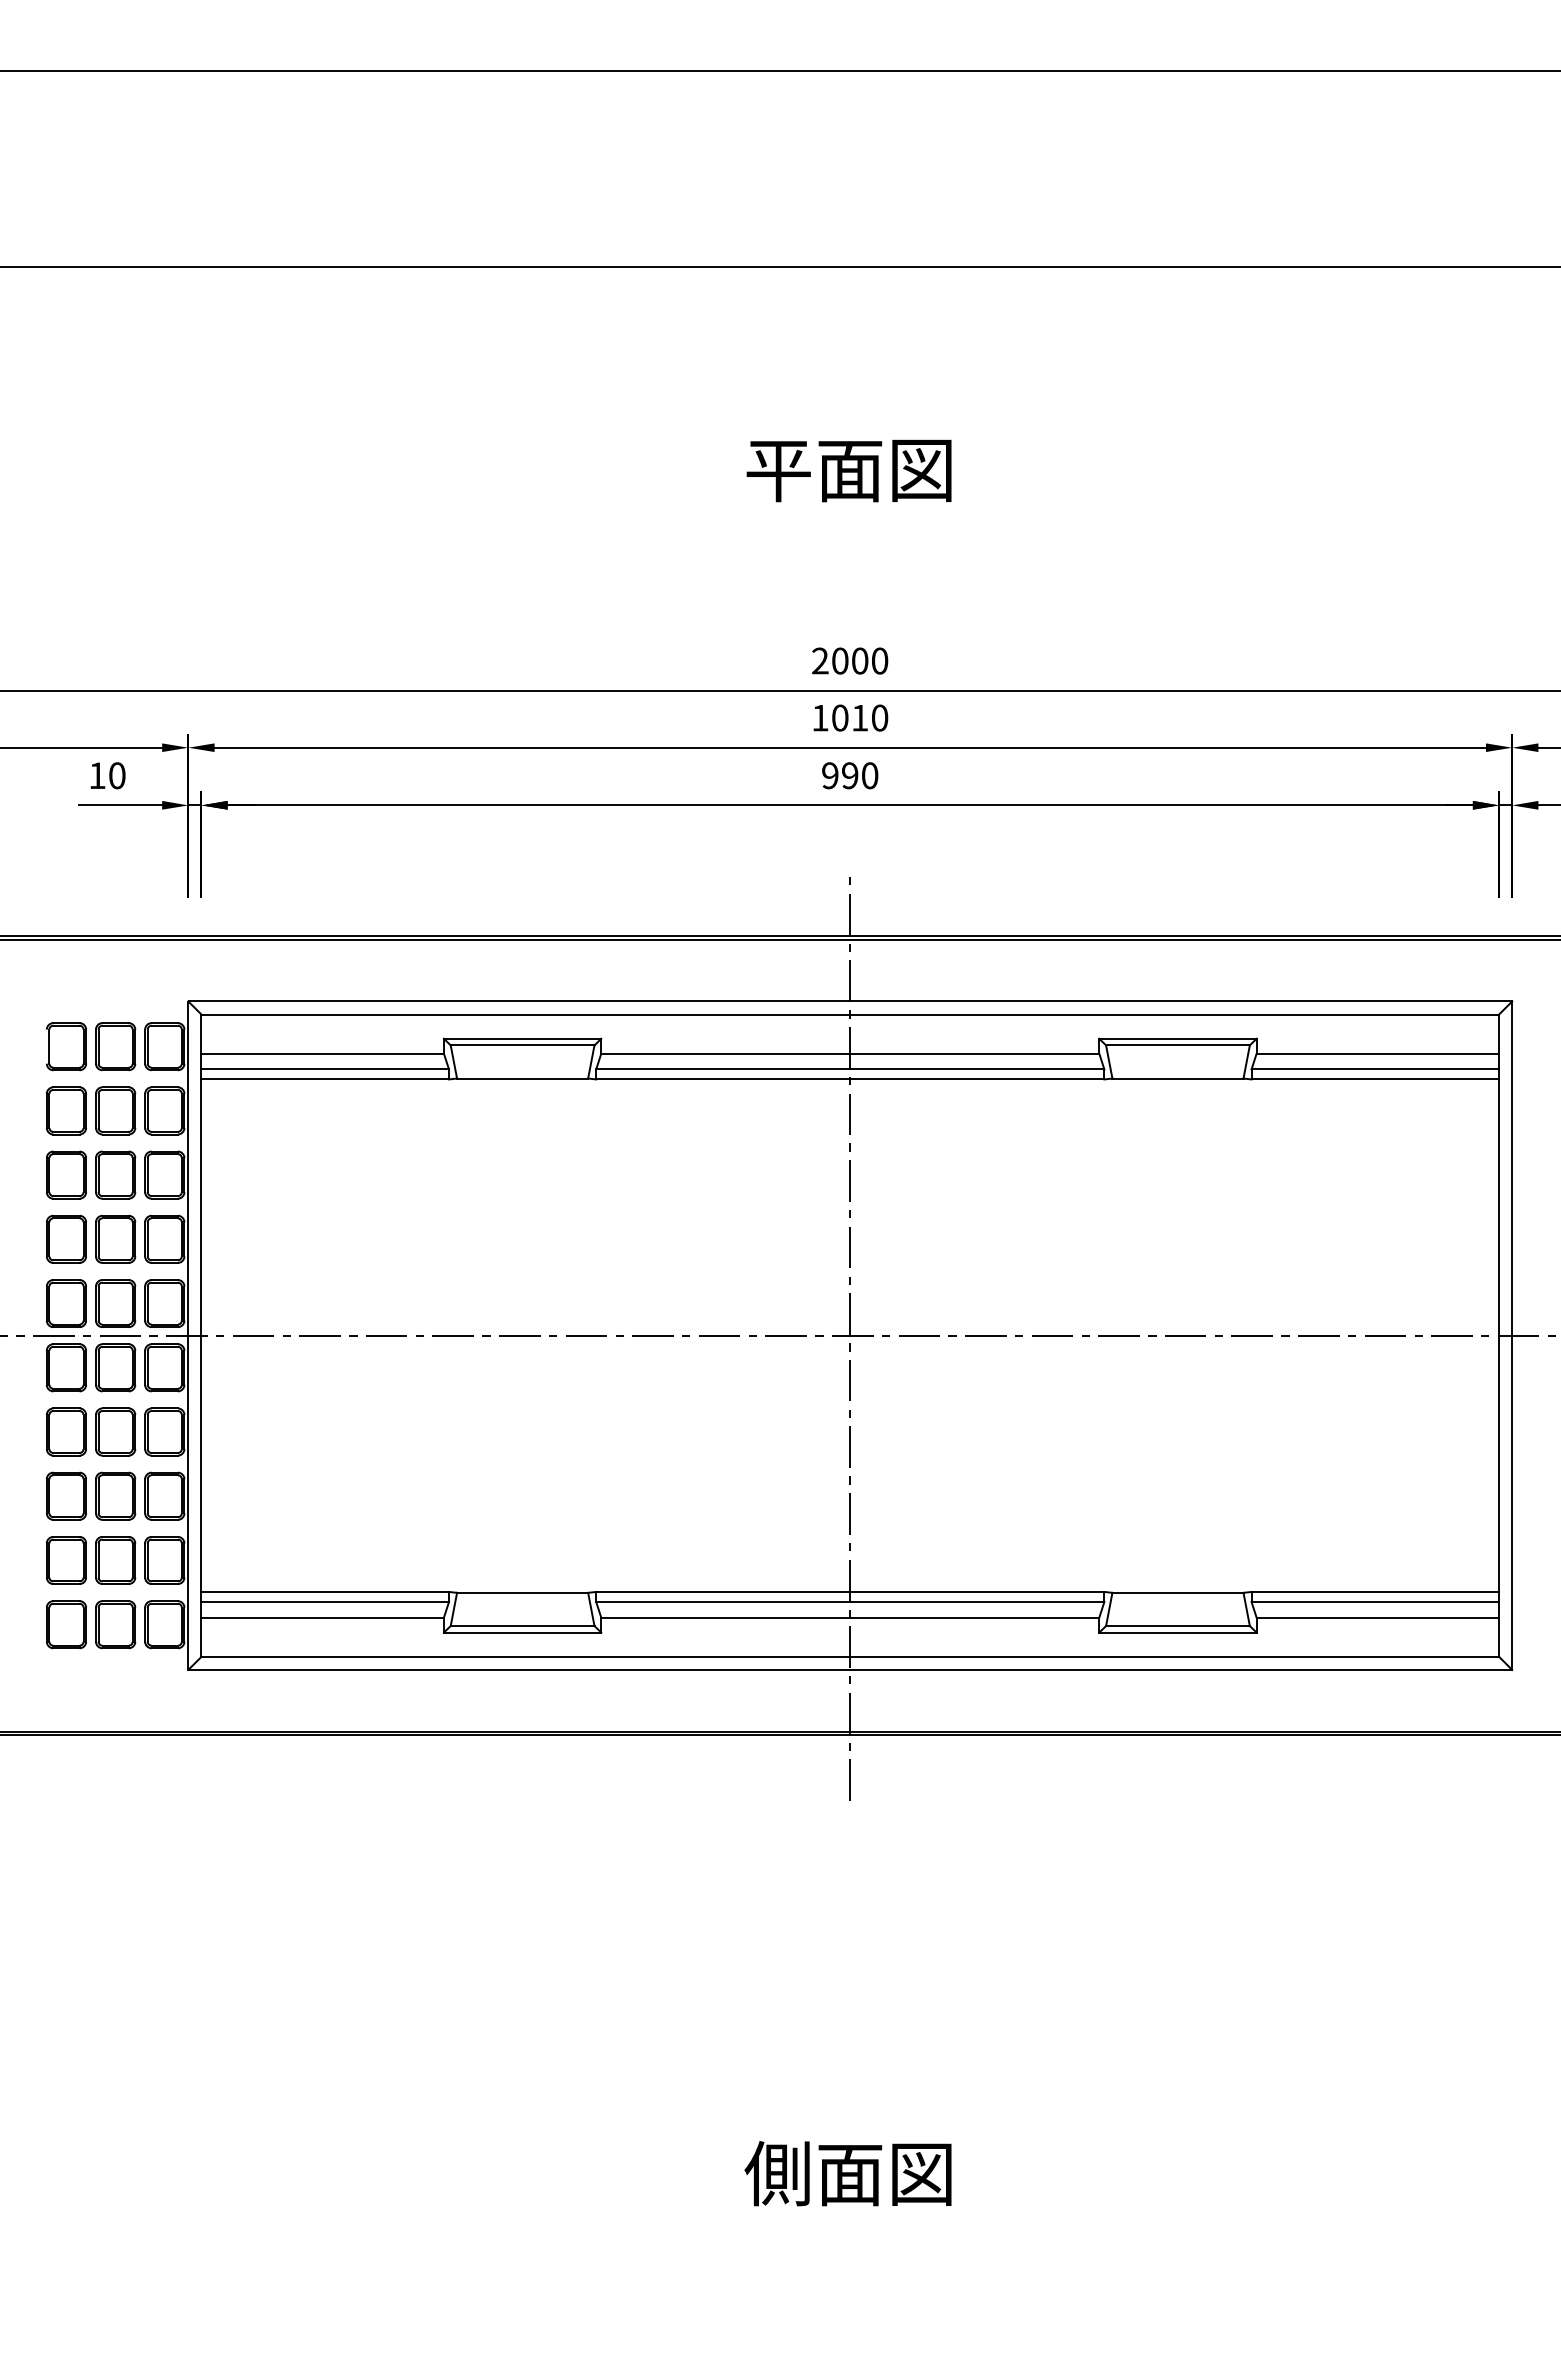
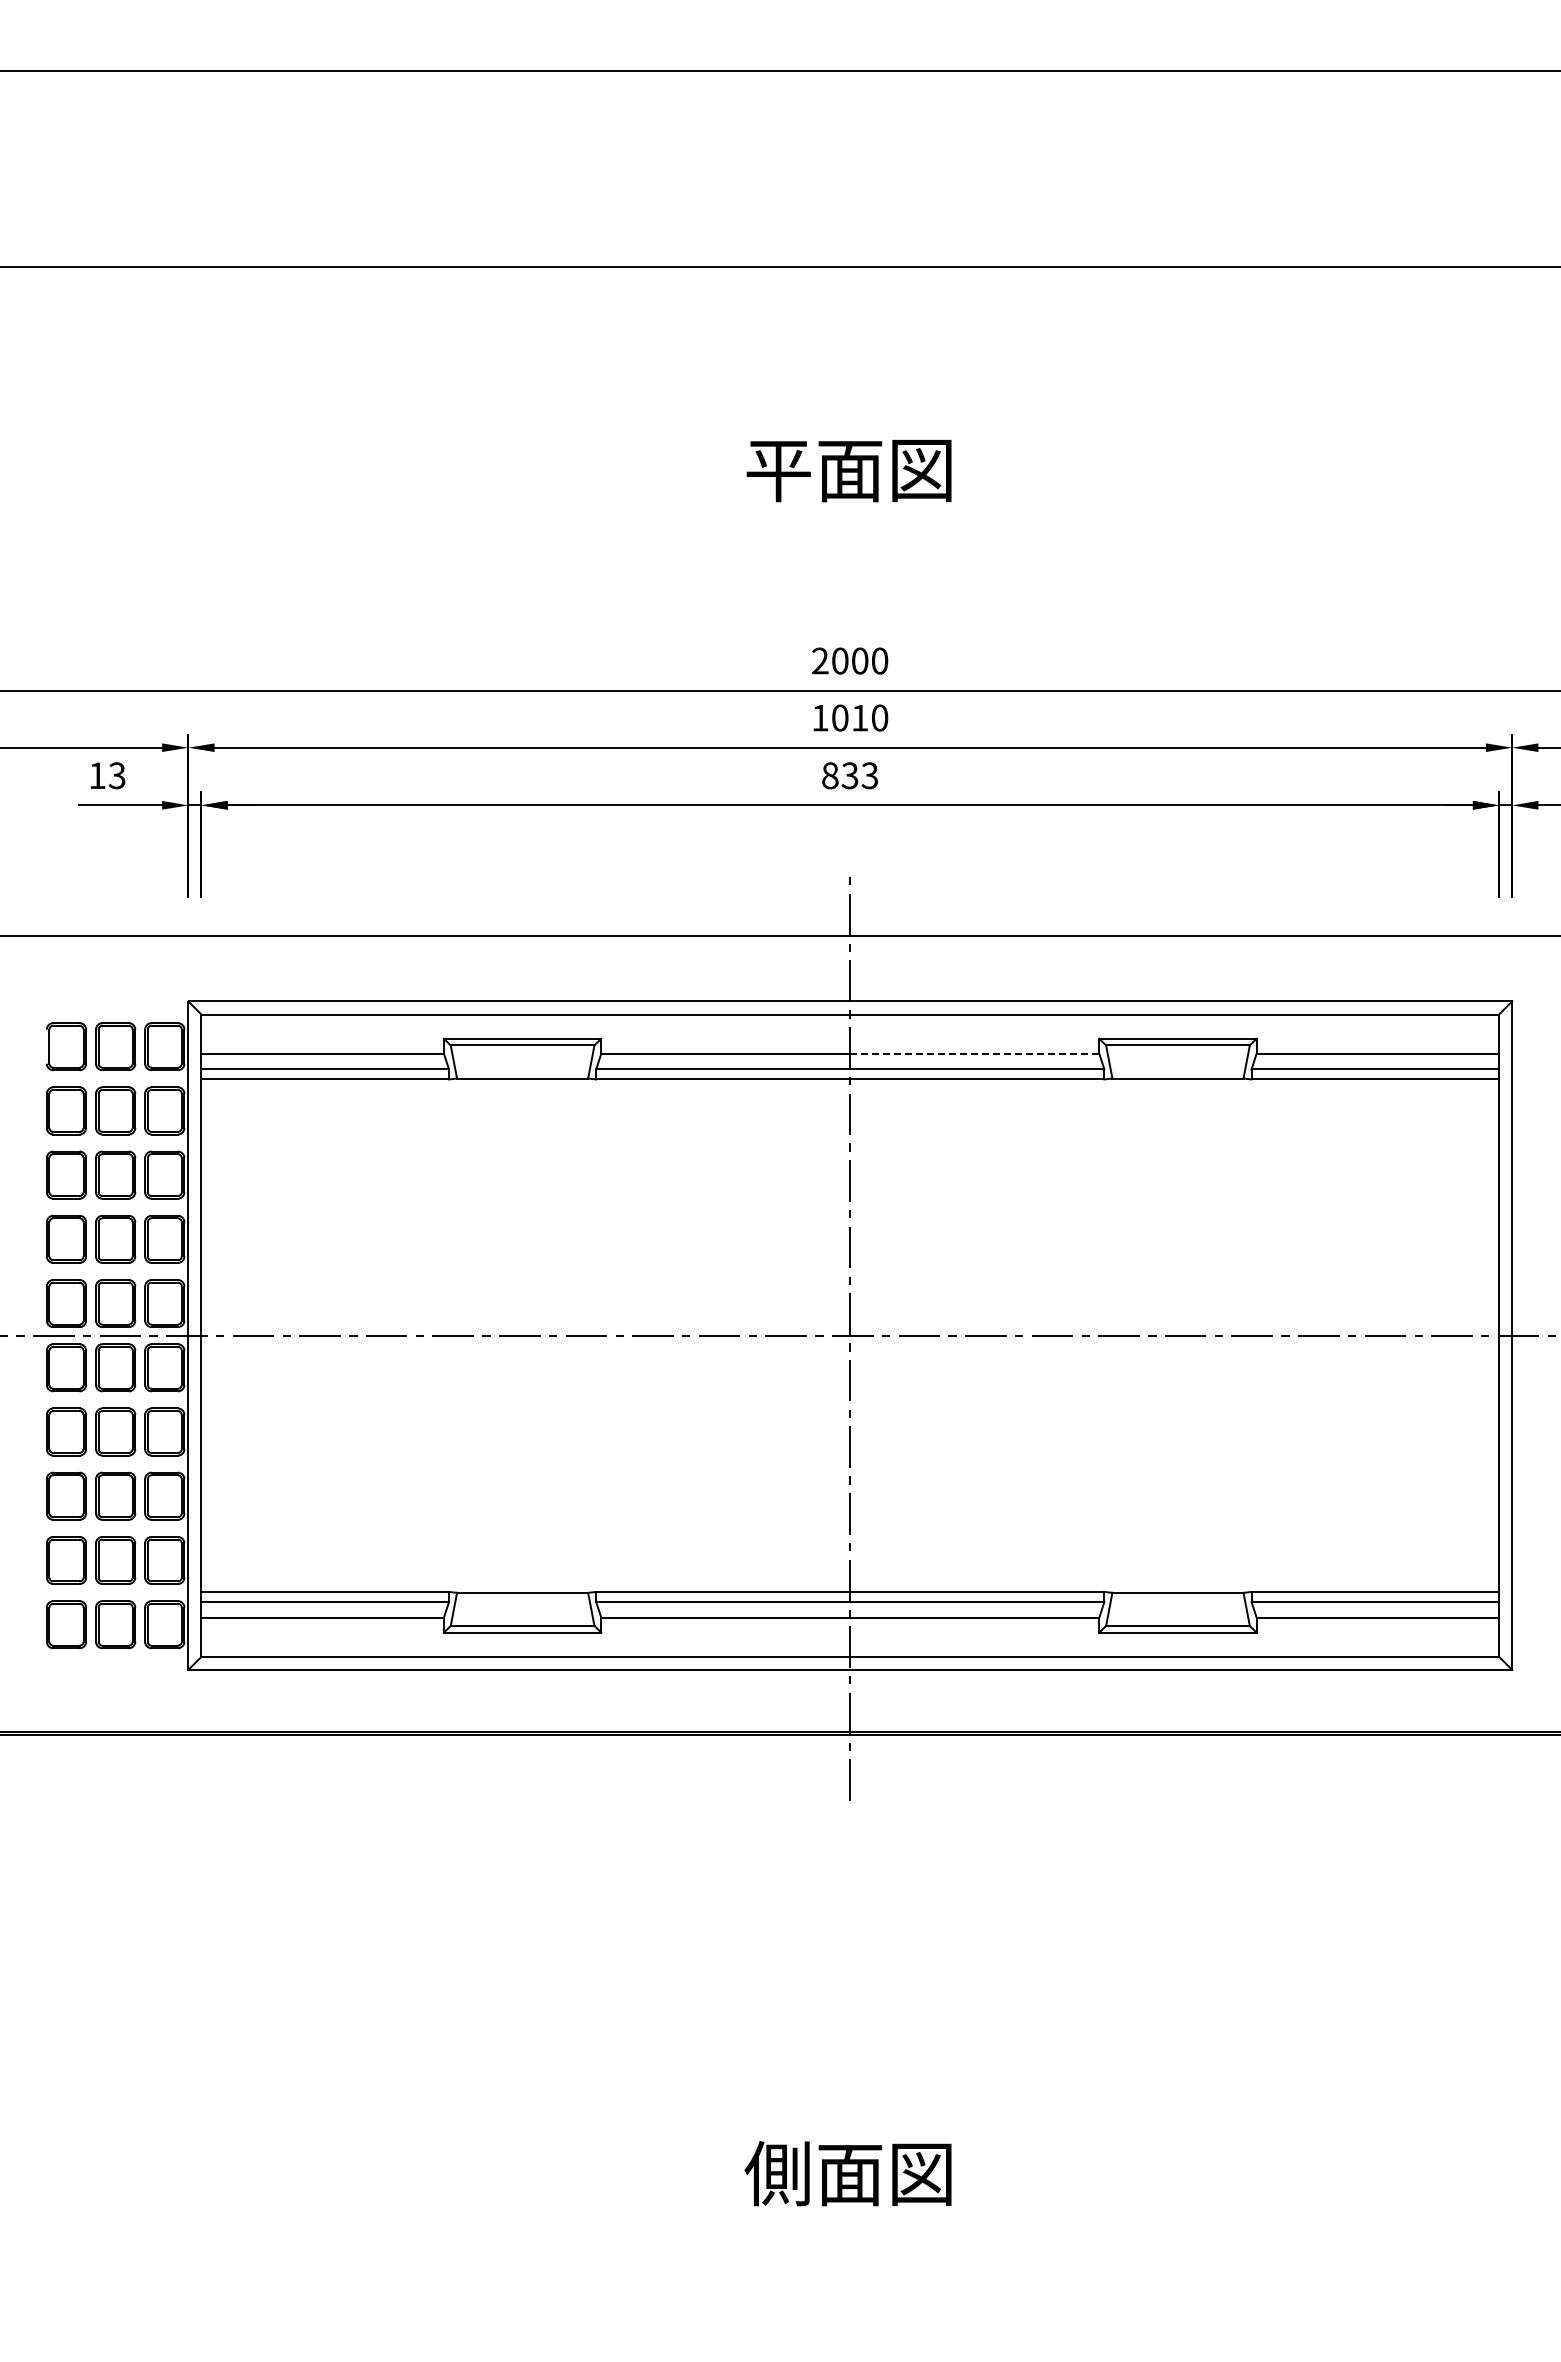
text: 10 -> 13 (116, 775)
text: 990 -> 833 (850, 775)
line: present -> none (779, 939)
line: solid -> dashed (974, 1053)
